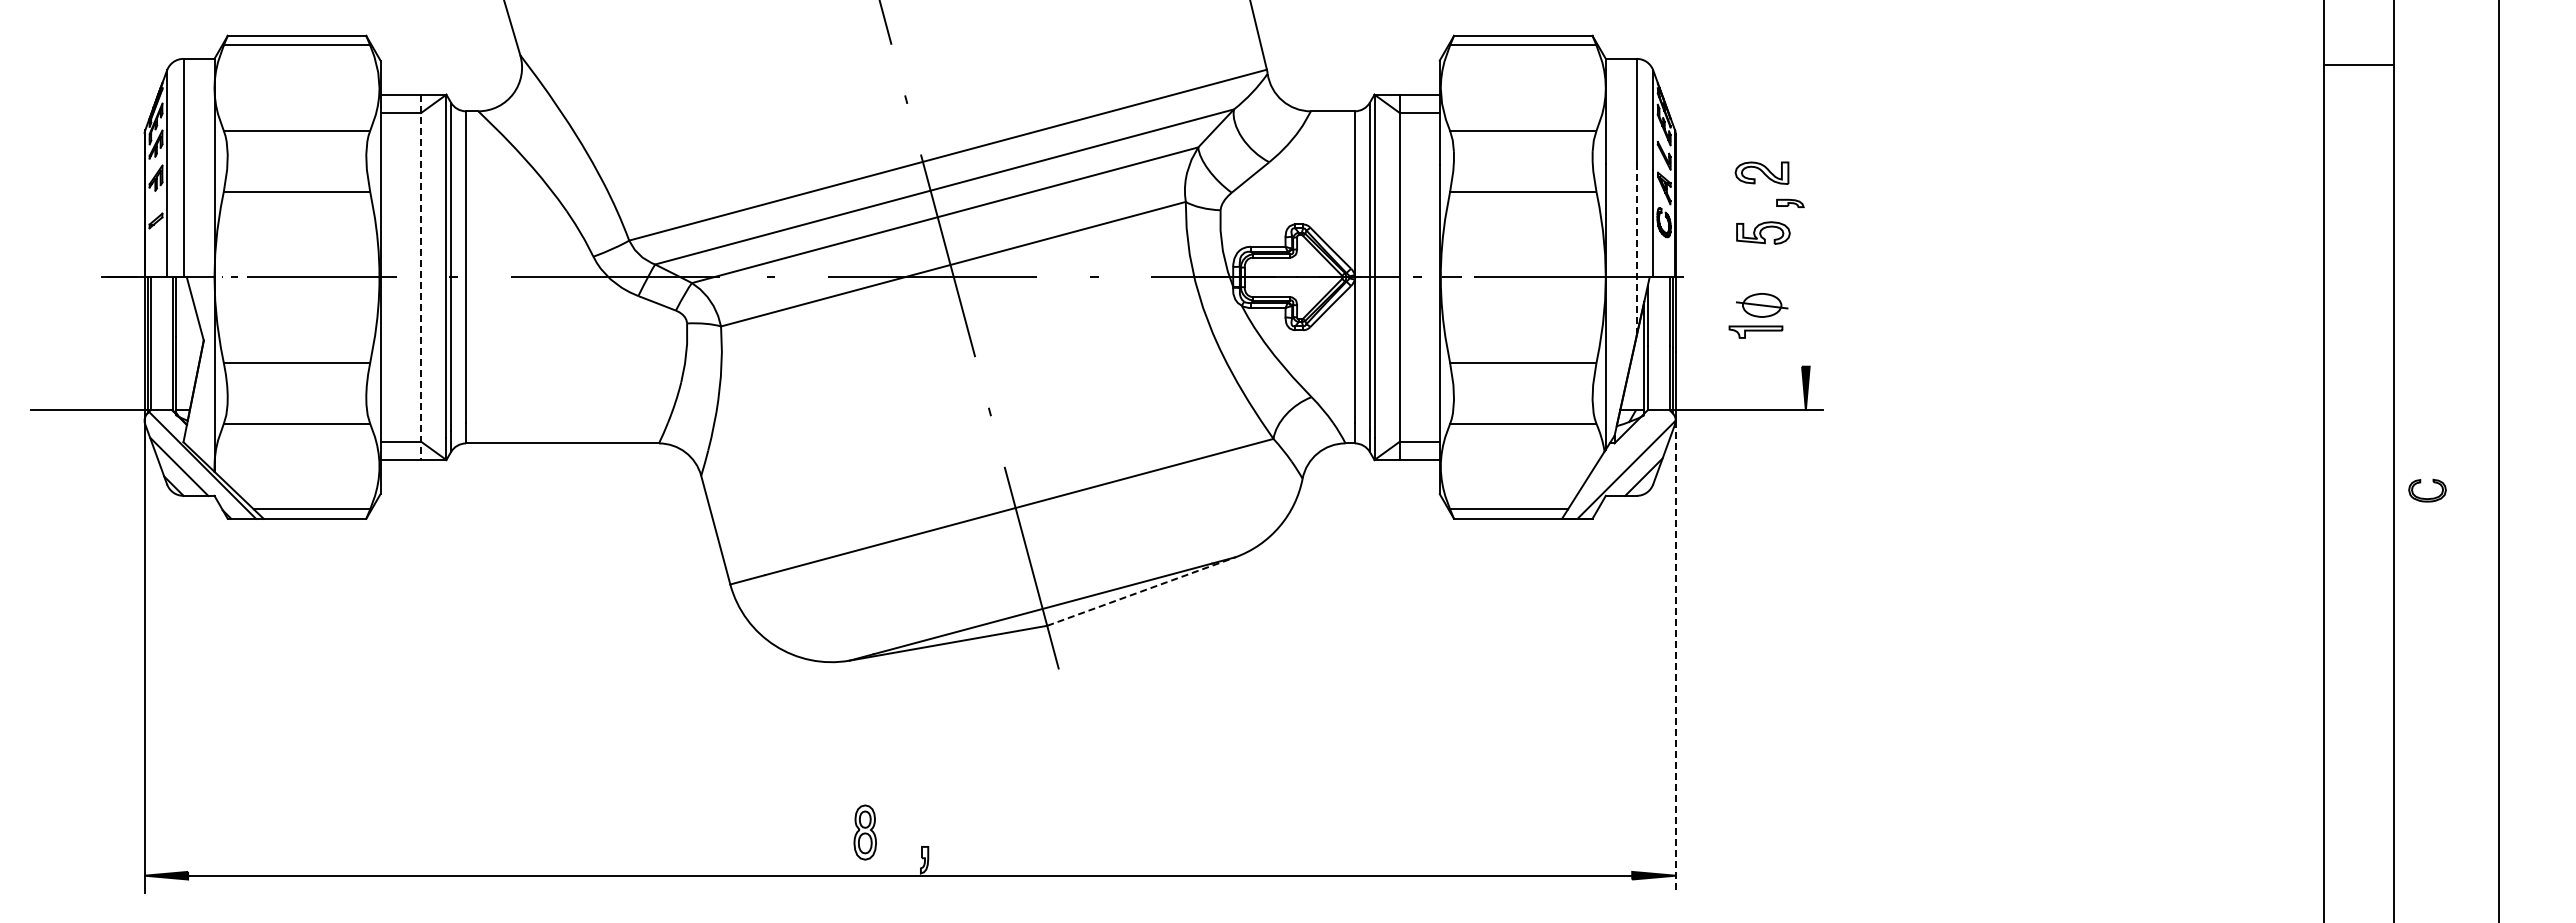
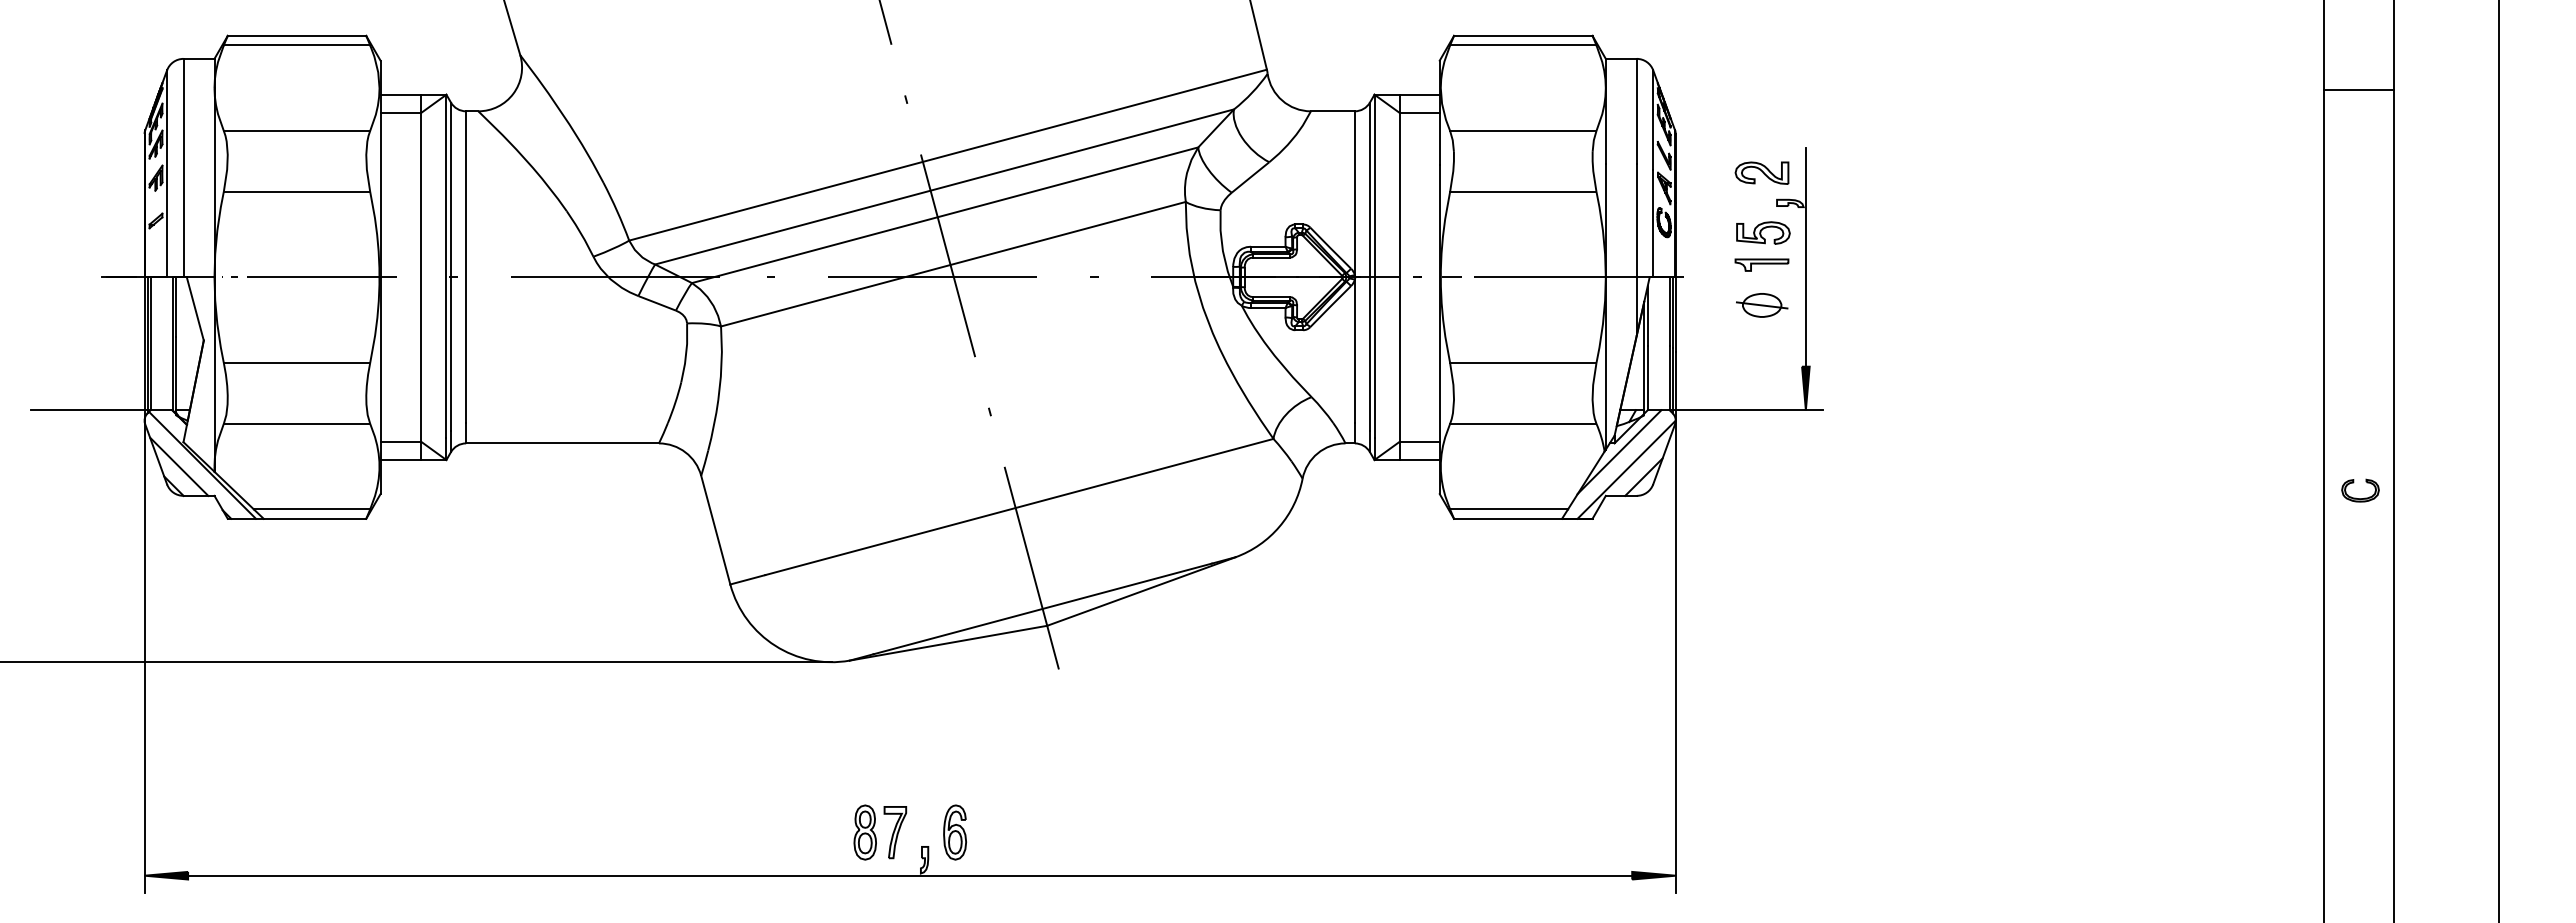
line position: (2358, 65) -> (2358, 90) (2358, 90)
line: dashed -> solid (1636, 249)
line: none -> present (1805, 257)
line: dashed -> solid (421, 277)
part position: (1755, 331) -> (1761, 264) (1761, 264)
line: none -> present (1619, 452)
part position: (2427, 498) -> (2360, 498) (2360, 498)
line: dashed -> solid (1141, 591)
line: dashed -> solid (1675, 657)
line: none -> present (416, 662)
part: none -> present (895, 832)
part: none -> present (954, 832)
